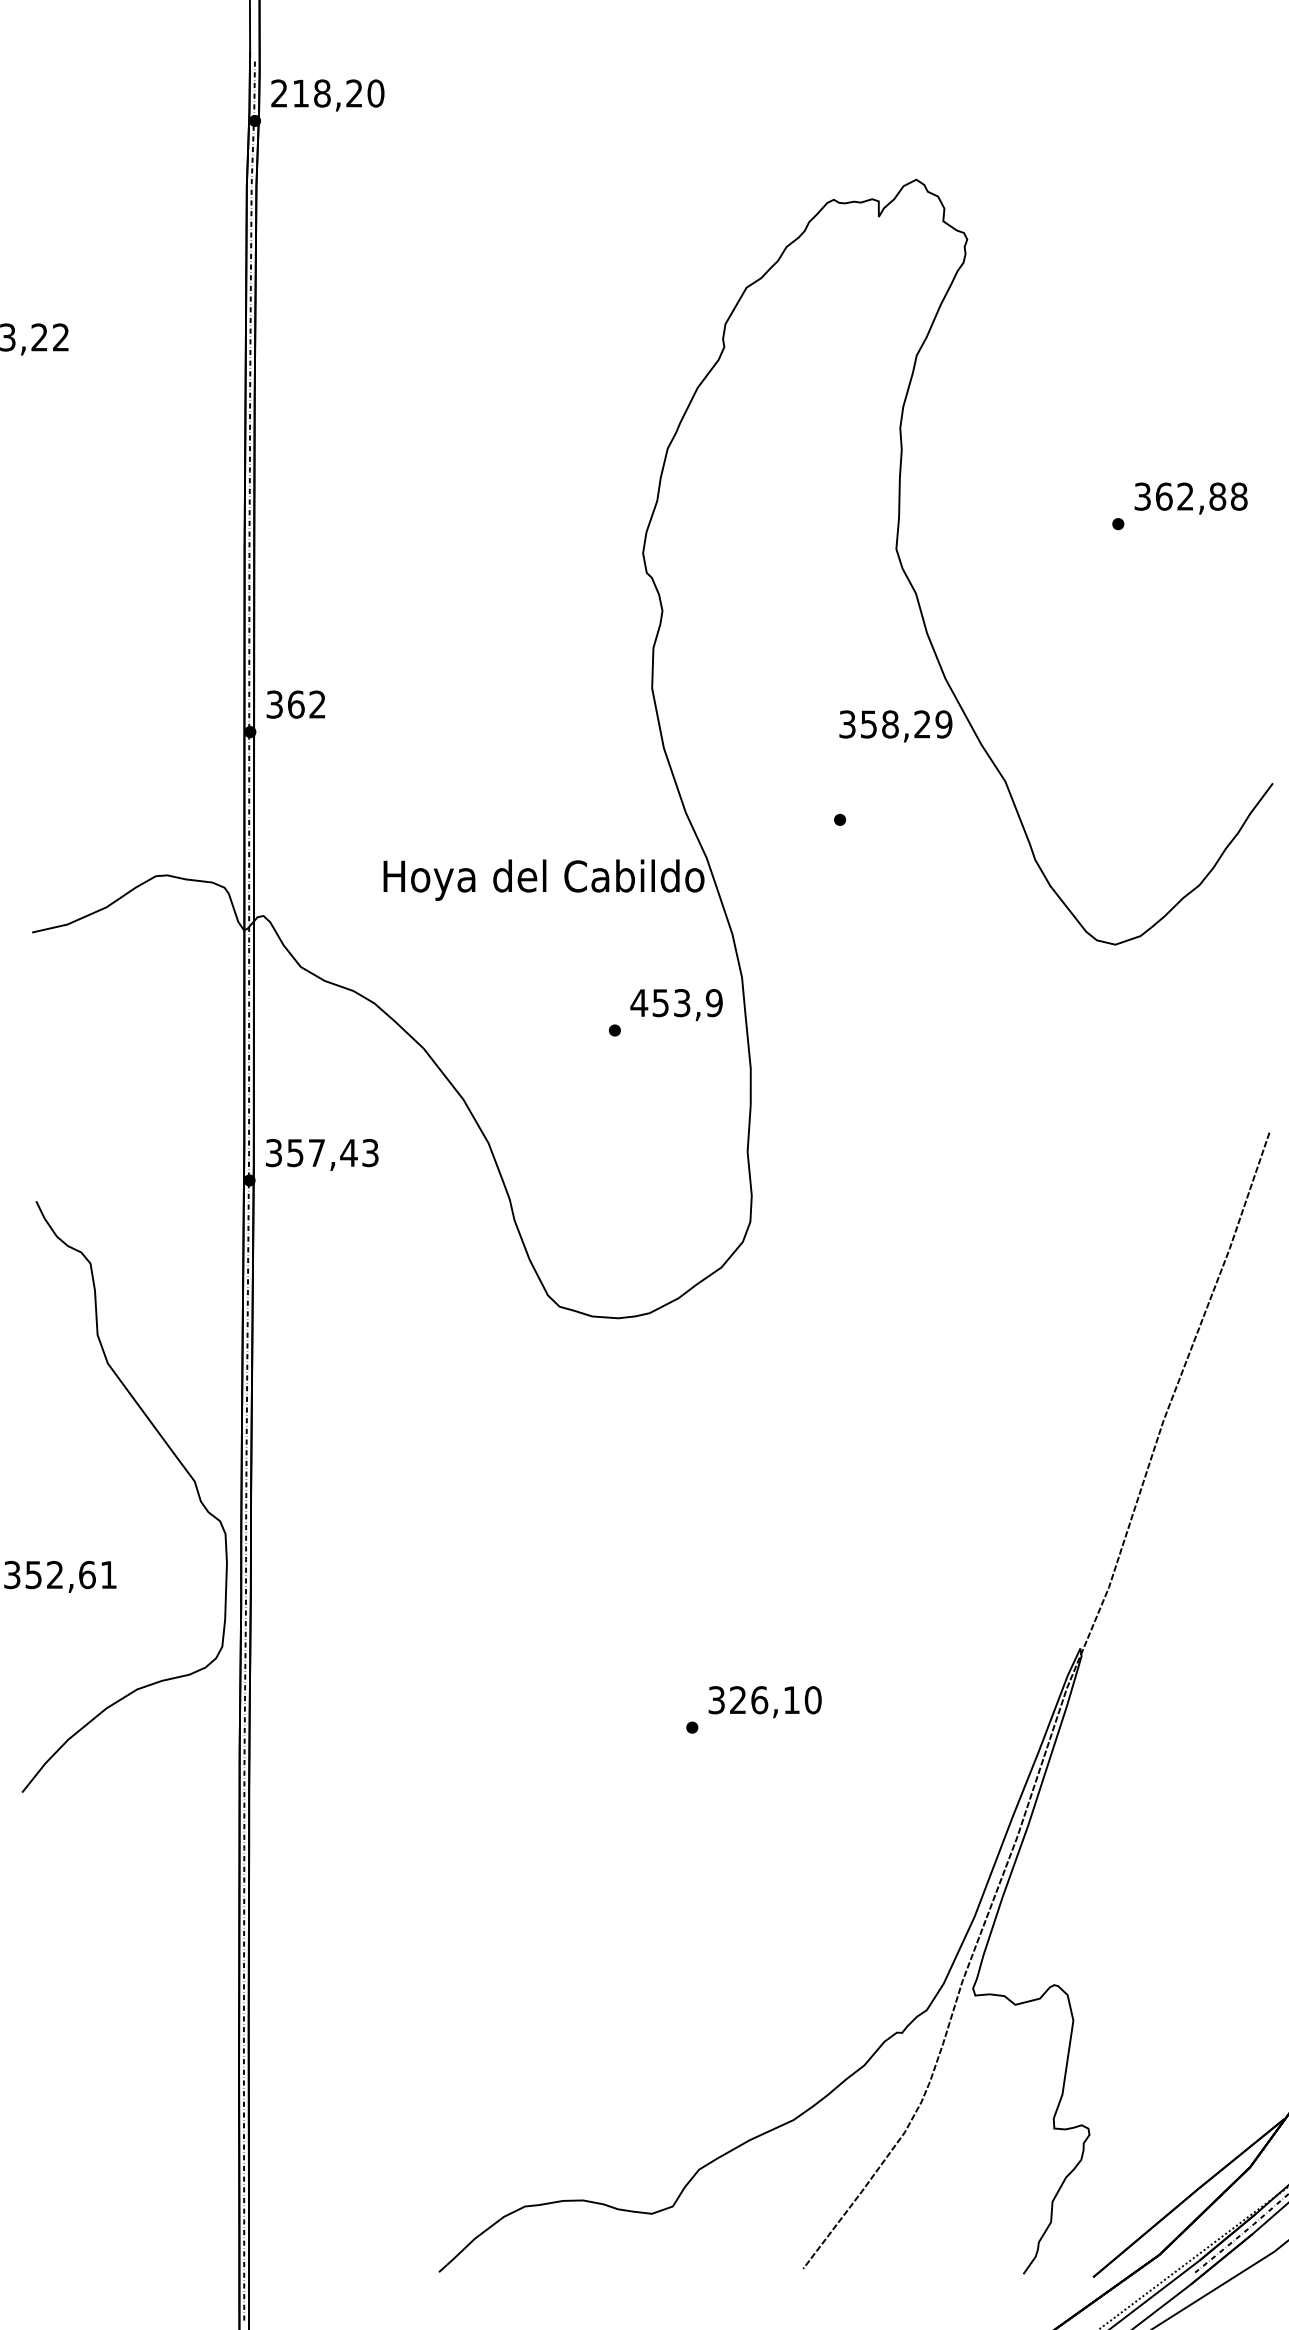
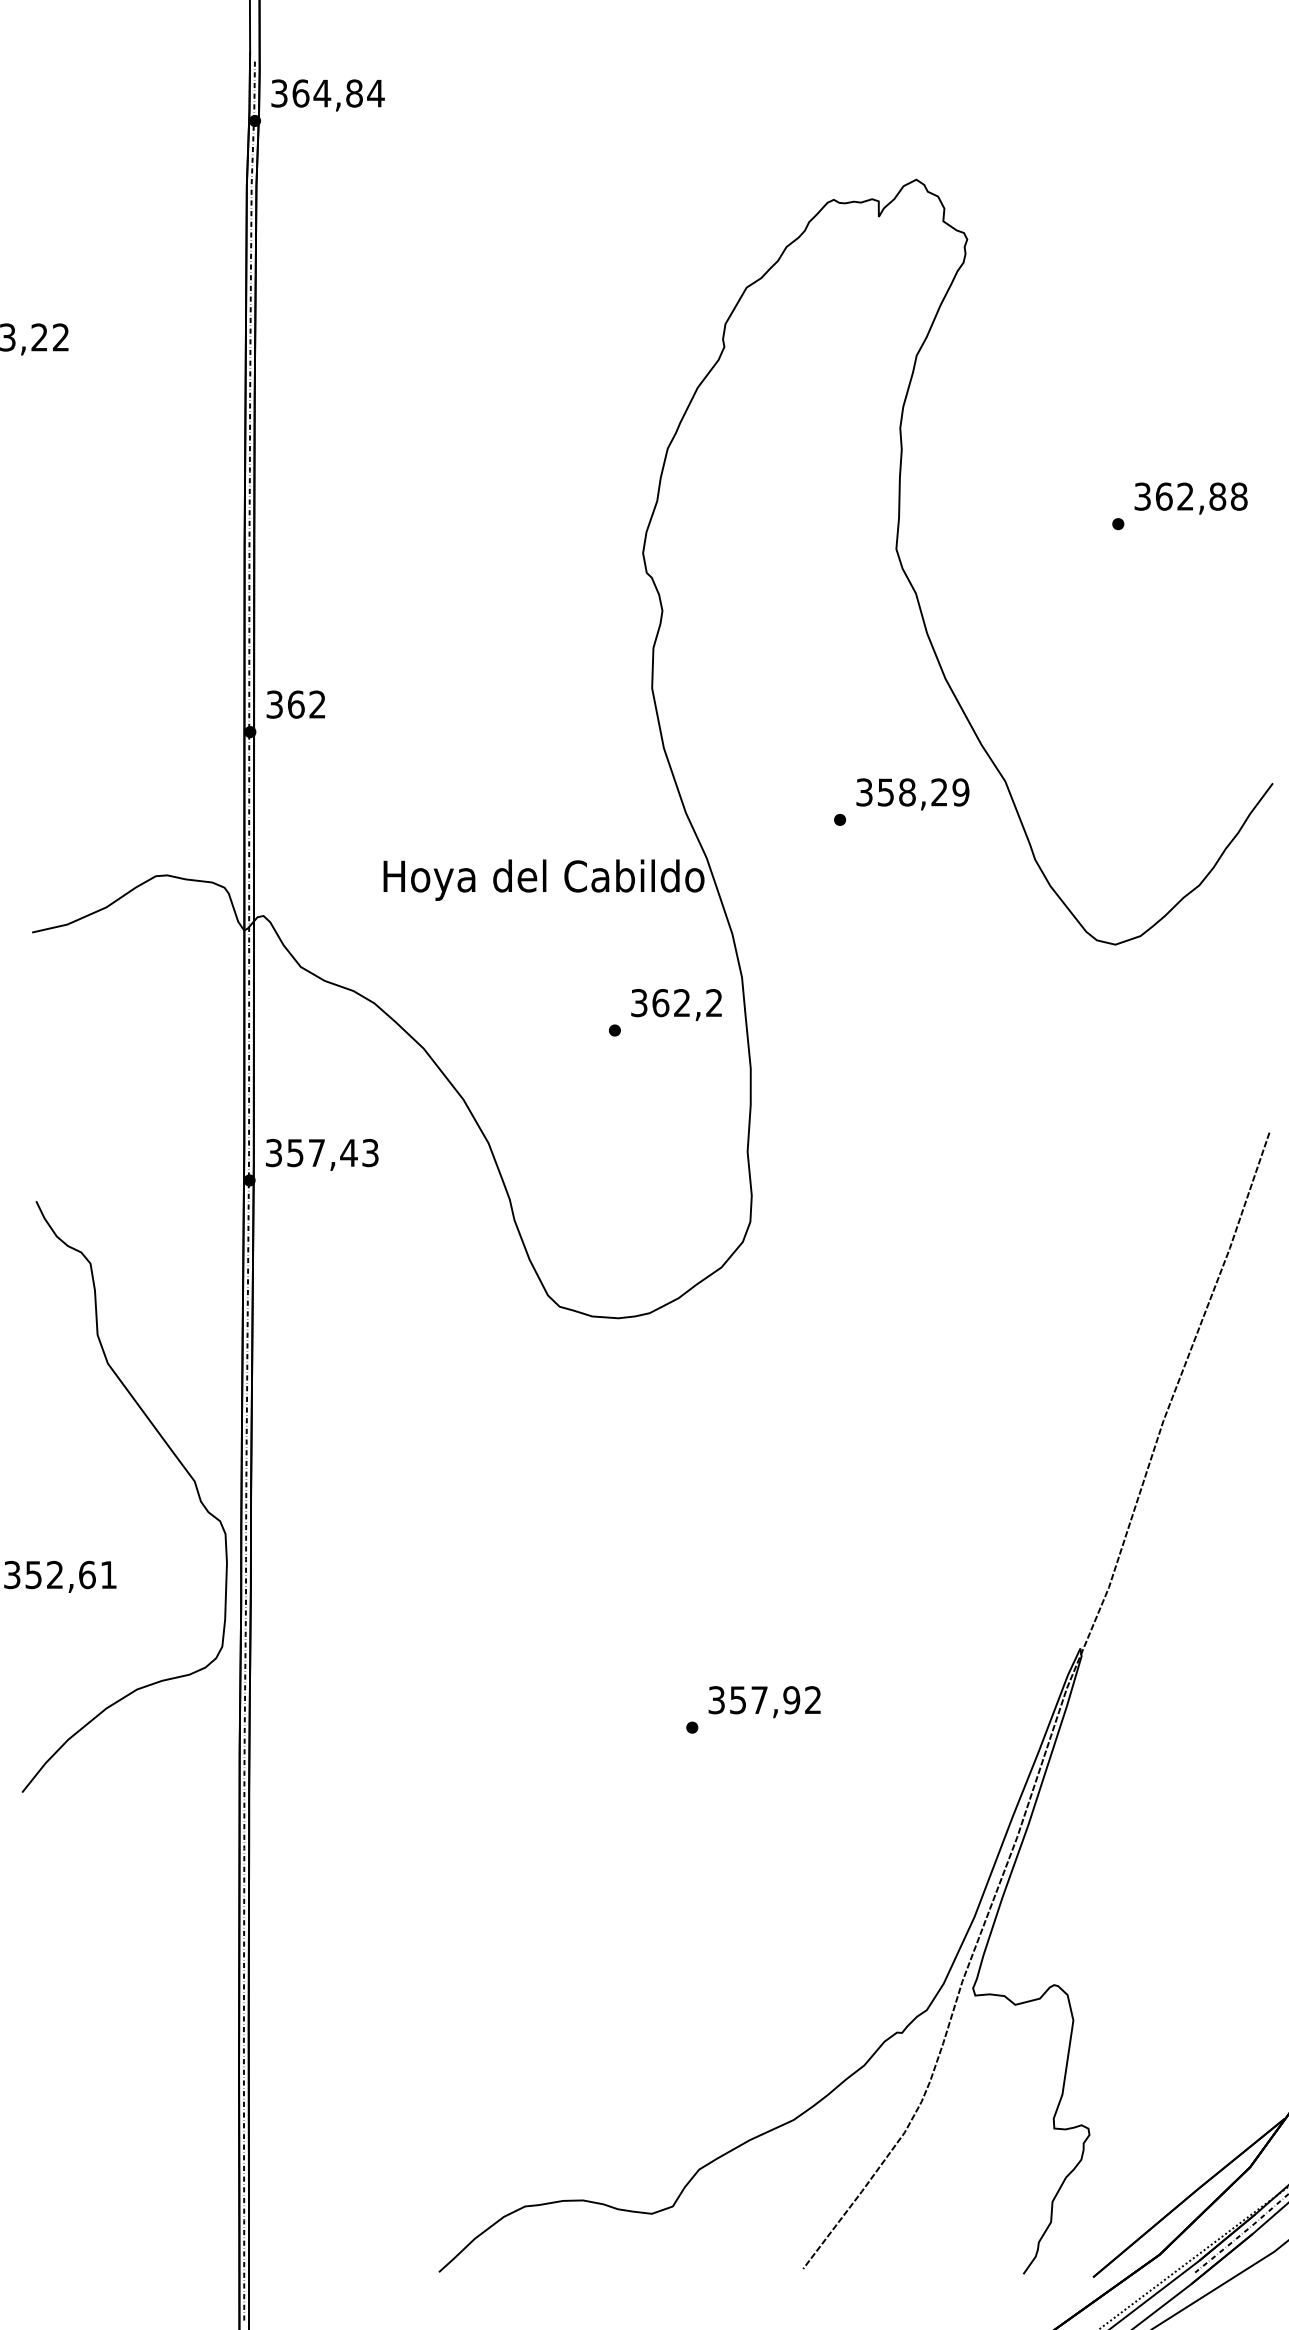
text: 218,20 -> 364,84 (327, 93)
text position: (895, 726) -> (912, 794) (912, 794)
text: 453,9 -> 362,2 (676, 1003)
text: 326,10 -> 357,92 (775, 1700)
